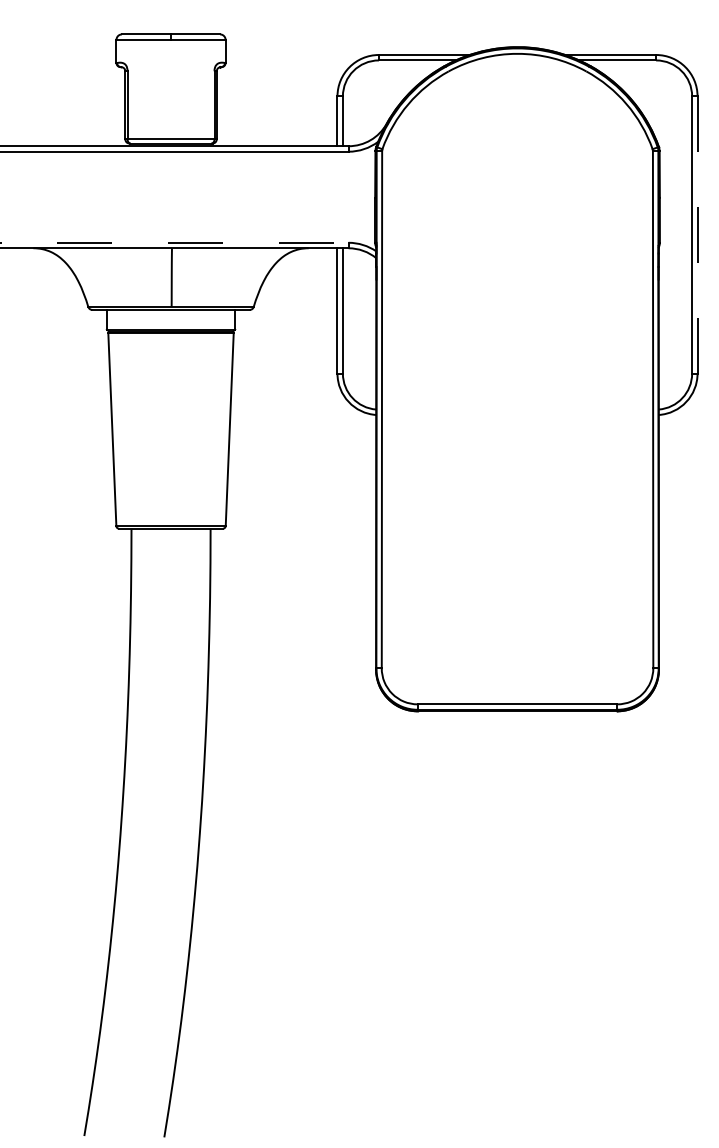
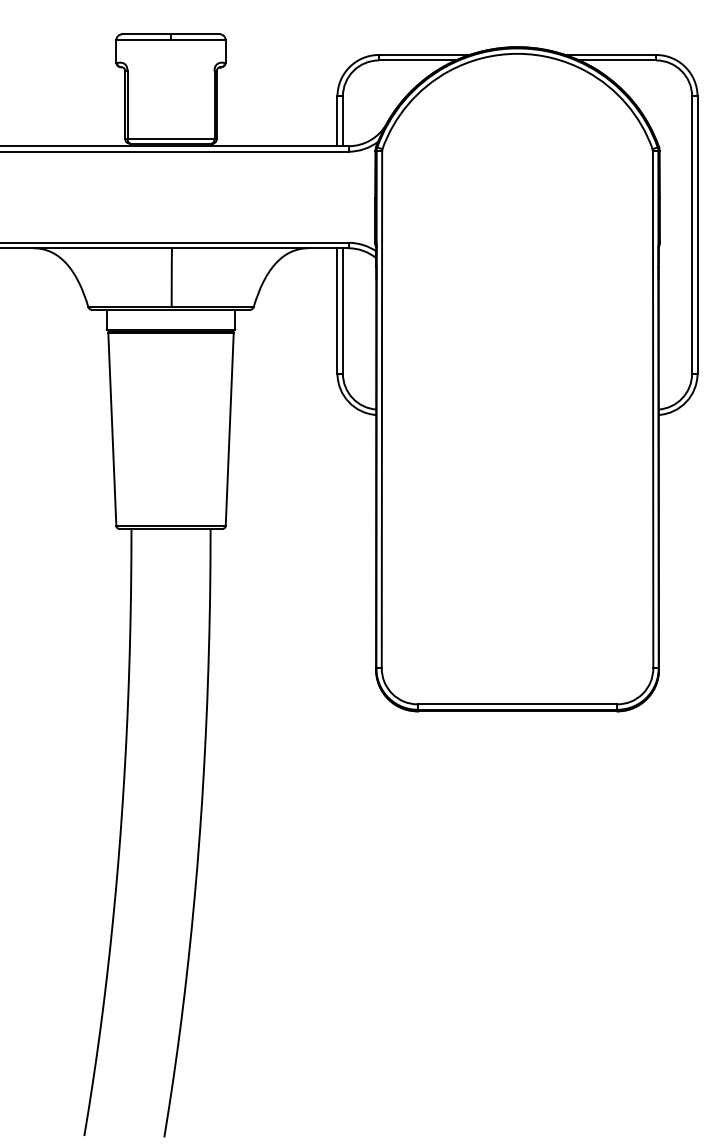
line: dashed -> solid (697, 235)
line: dashed -> solid (174, 242)
